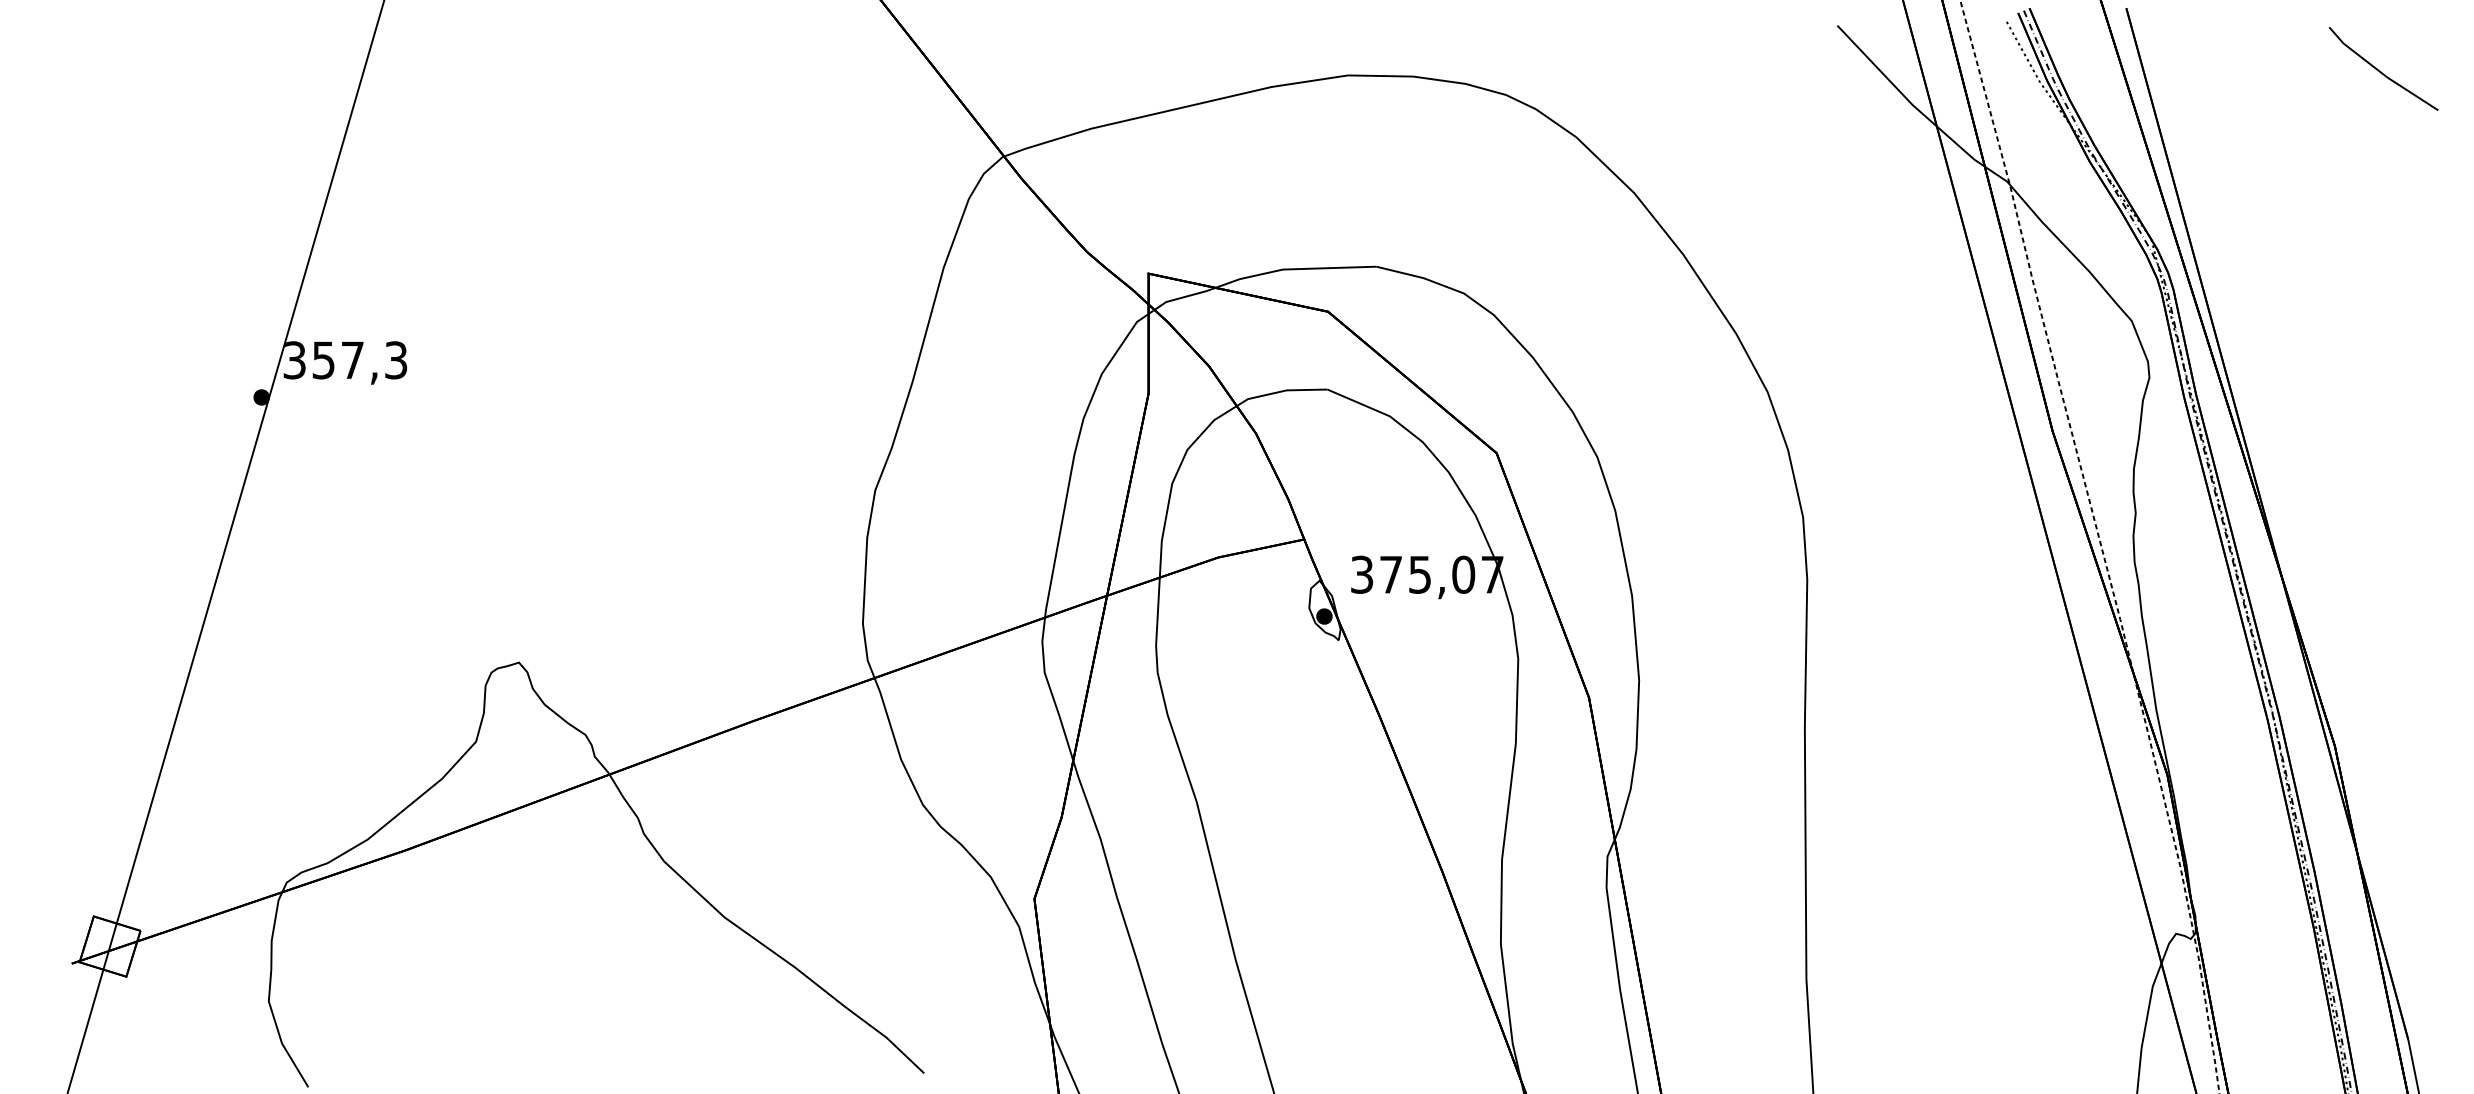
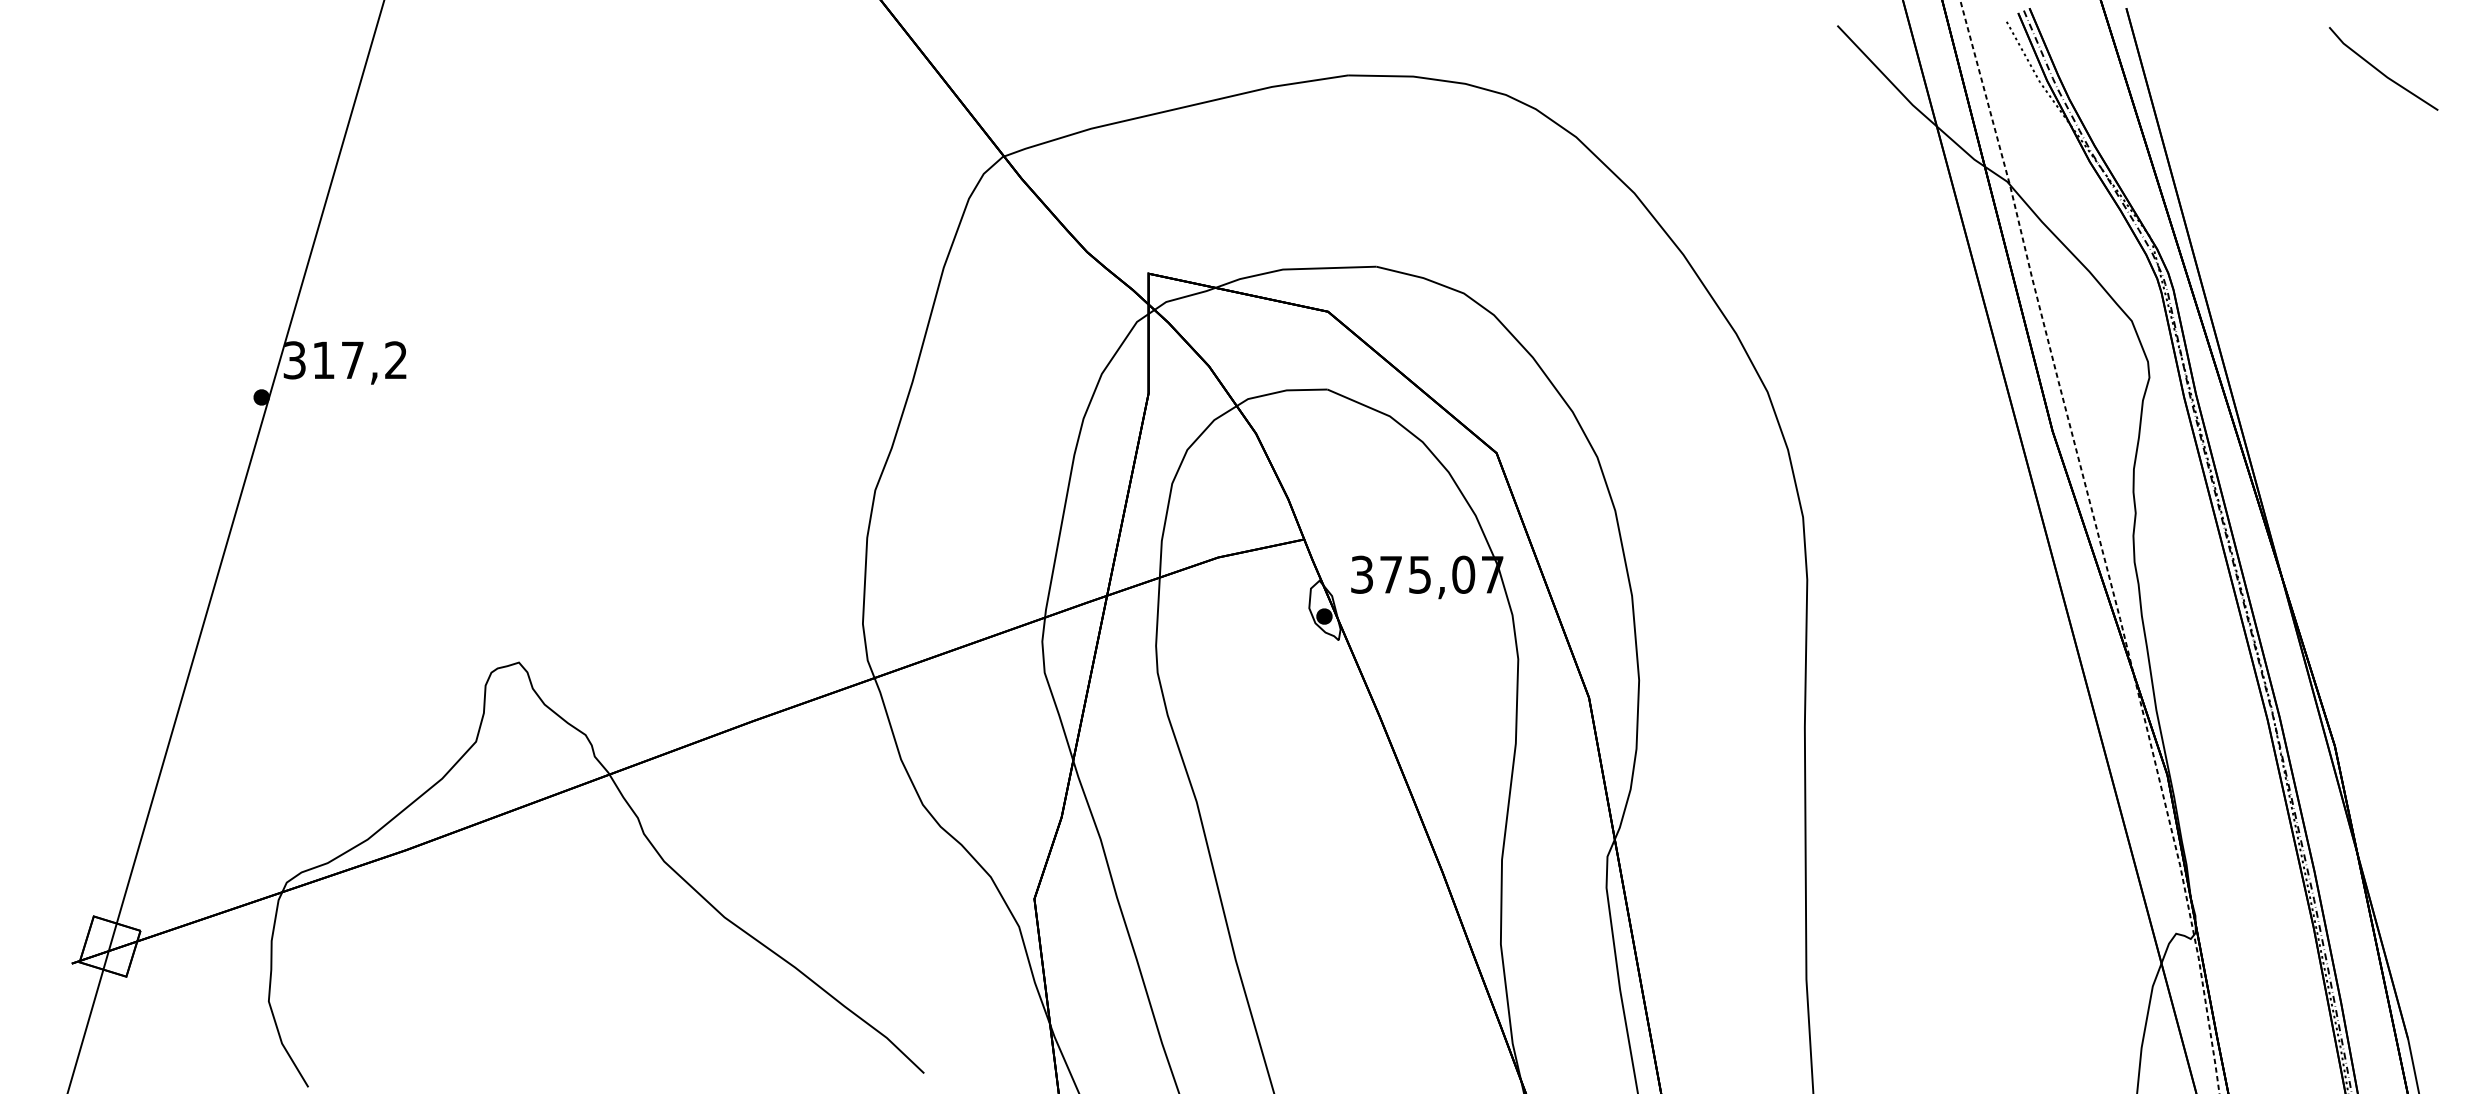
text: 357,3 -> 317,2 (359, 360)
